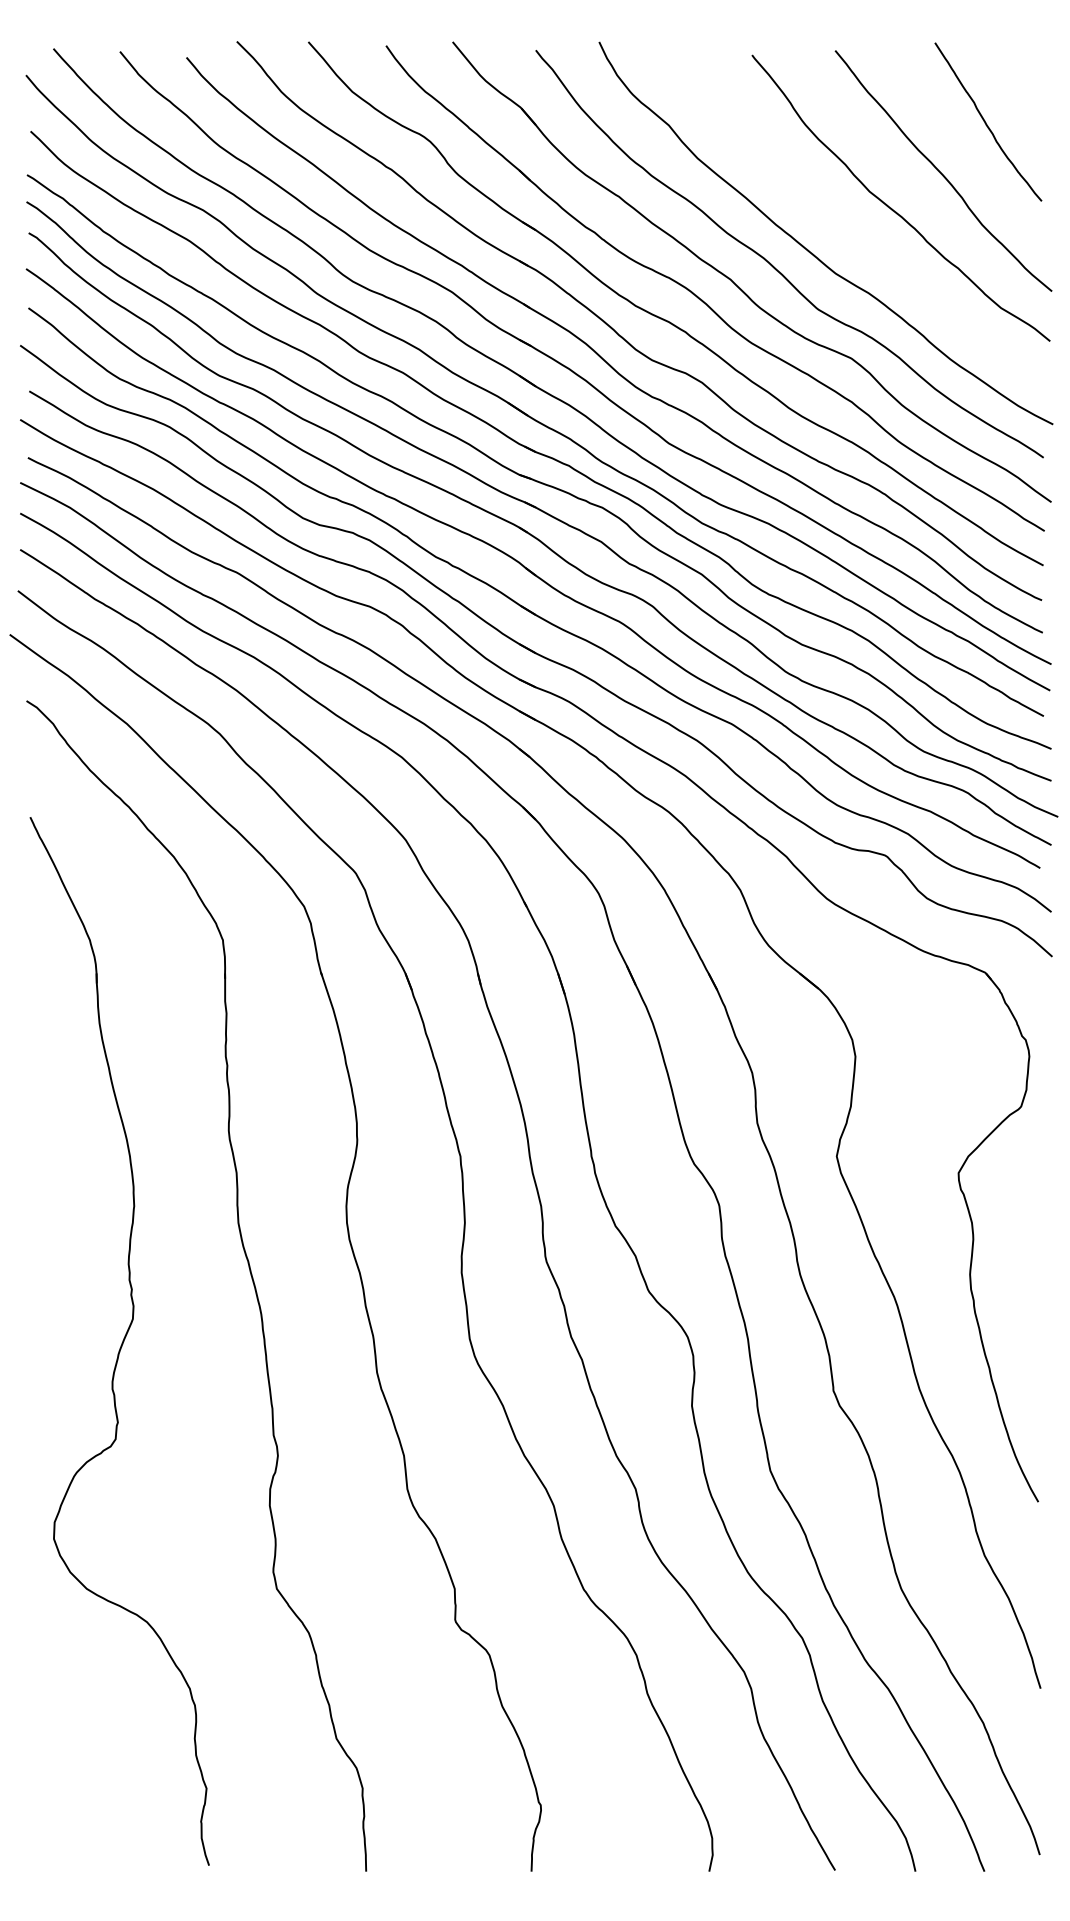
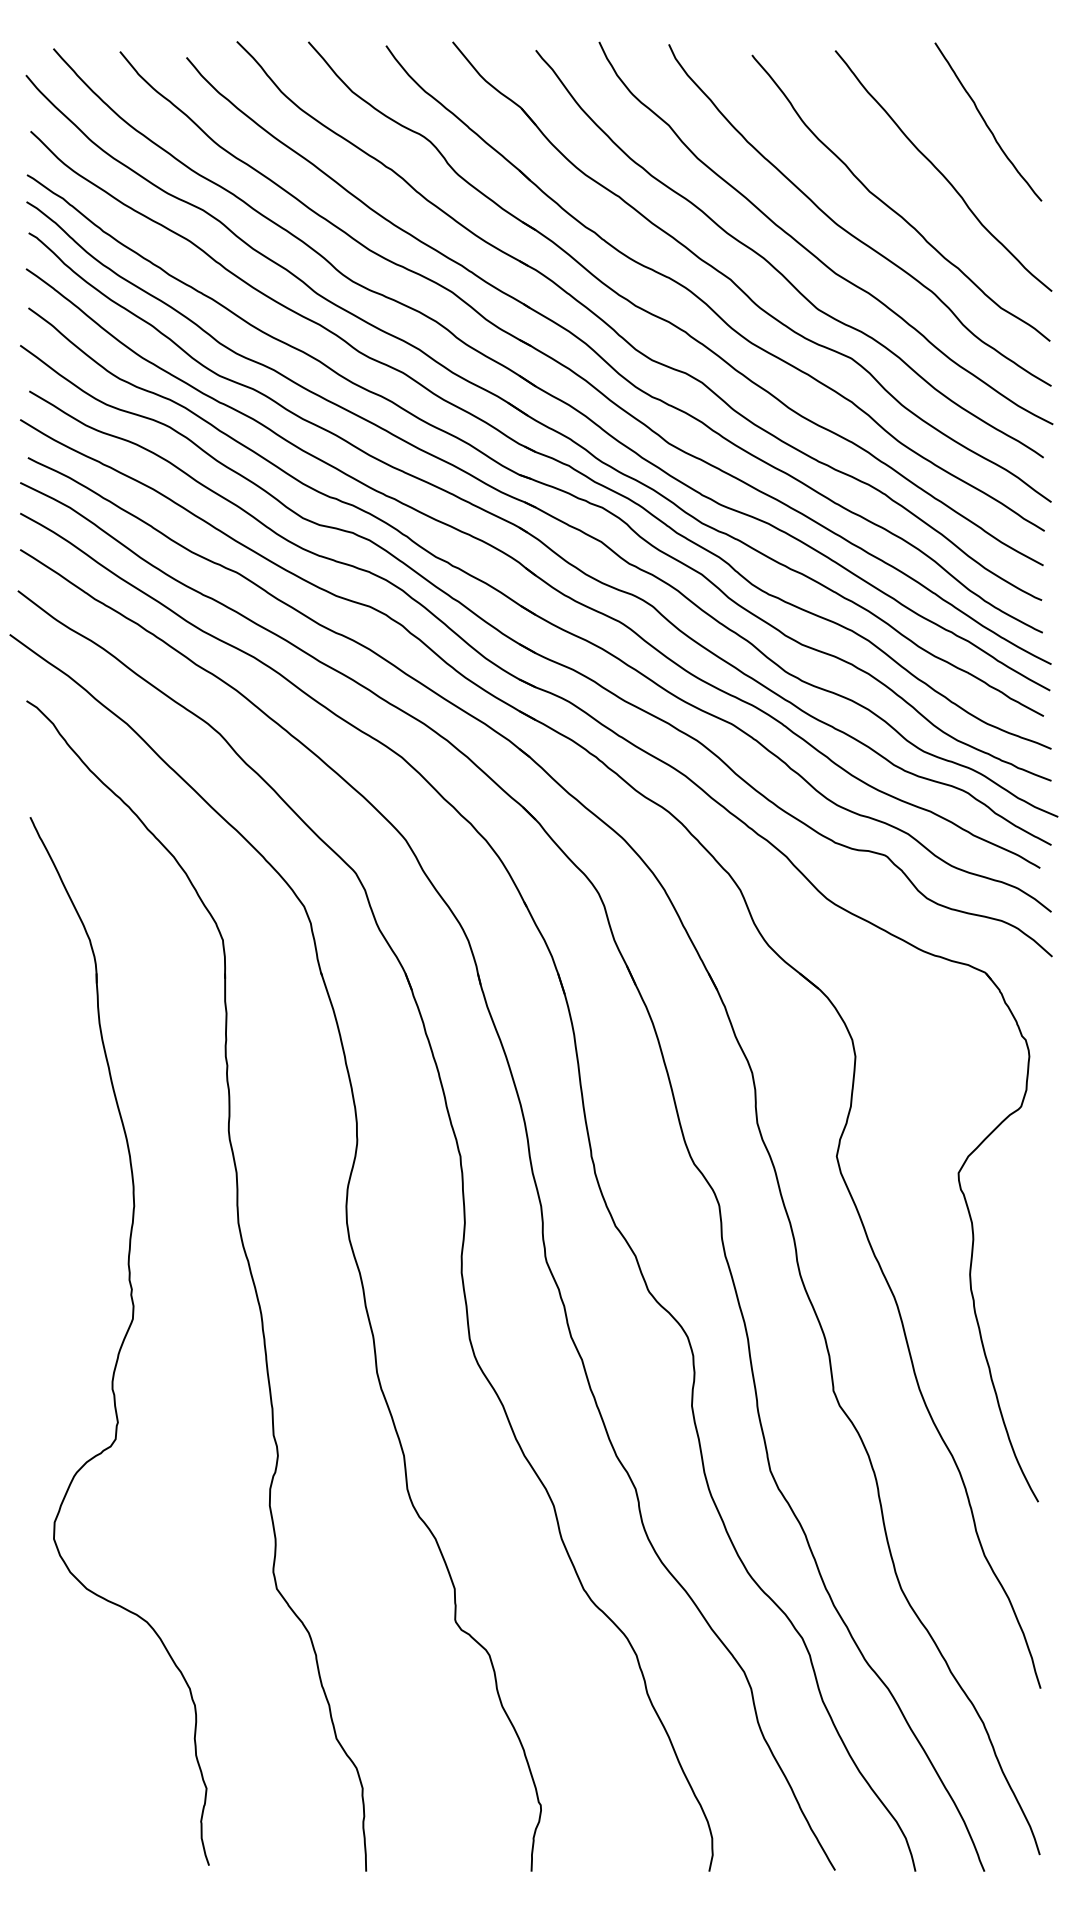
curve: none -> present (847, 230)
